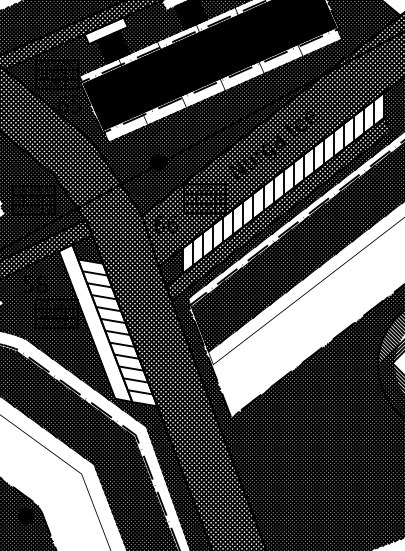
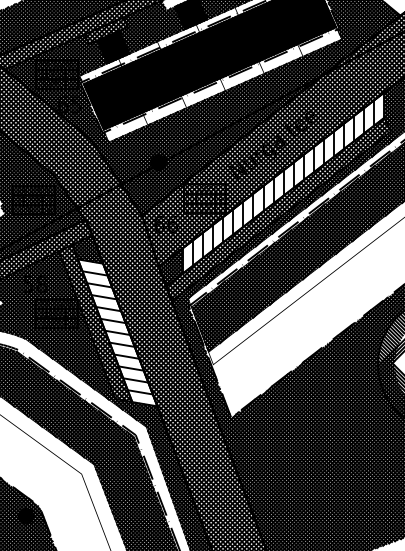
hatch: none -> present (106, 30)
hatch: none -> present (95, 323)
